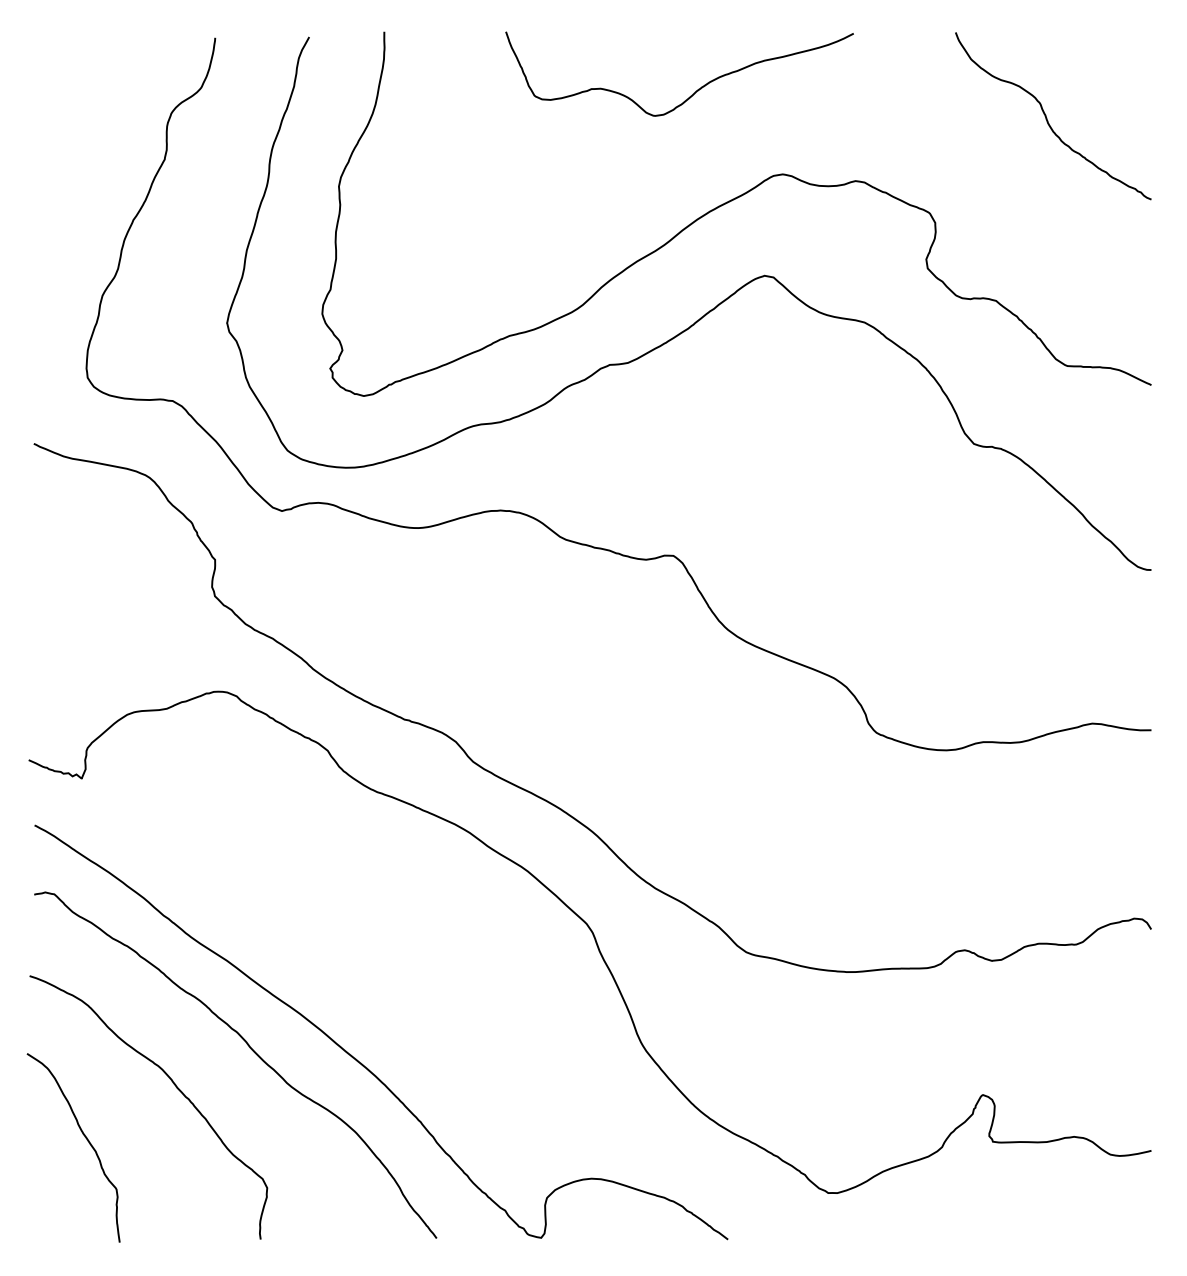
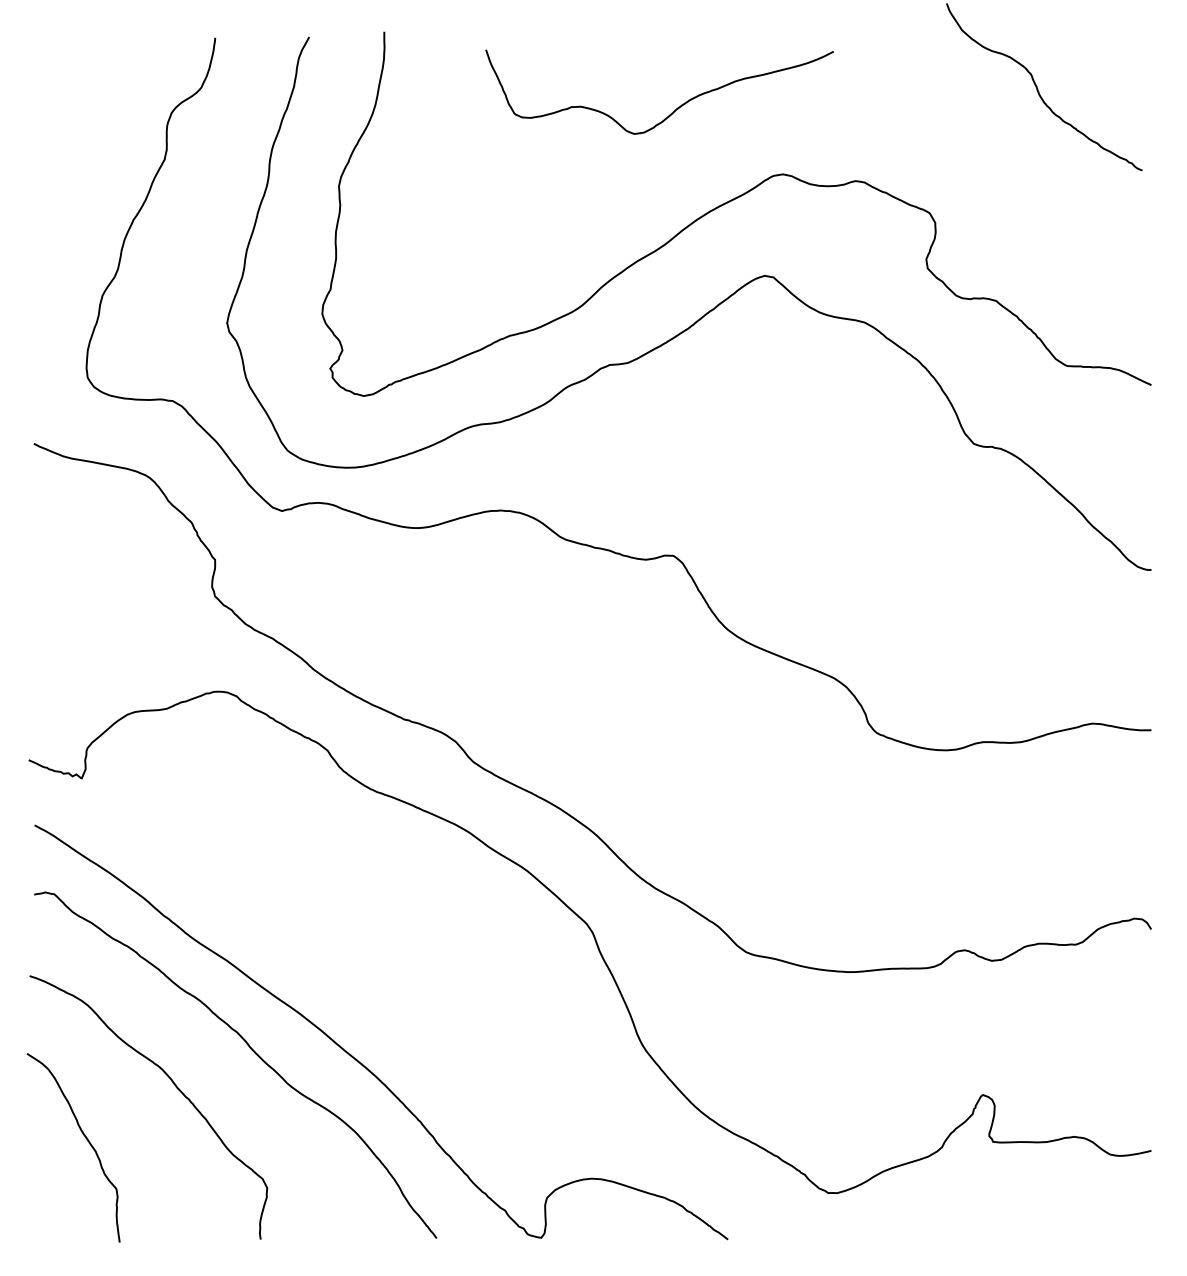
curve position: (696, 90) -> (676, 108) (676, 108)
curve position: (1047, 118) -> (1038, 89) (1038, 89)
